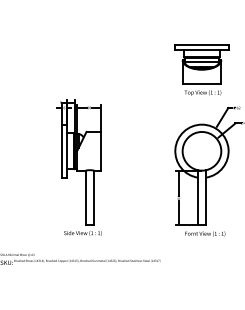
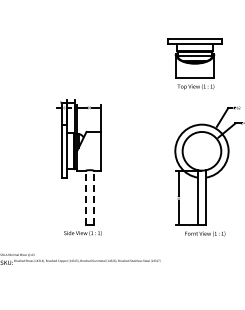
part position: (201, 69) -> (194, 63) (194, 63)
line: solid -> dashed (85, 197)
line: solid -> dashed (94, 197)
